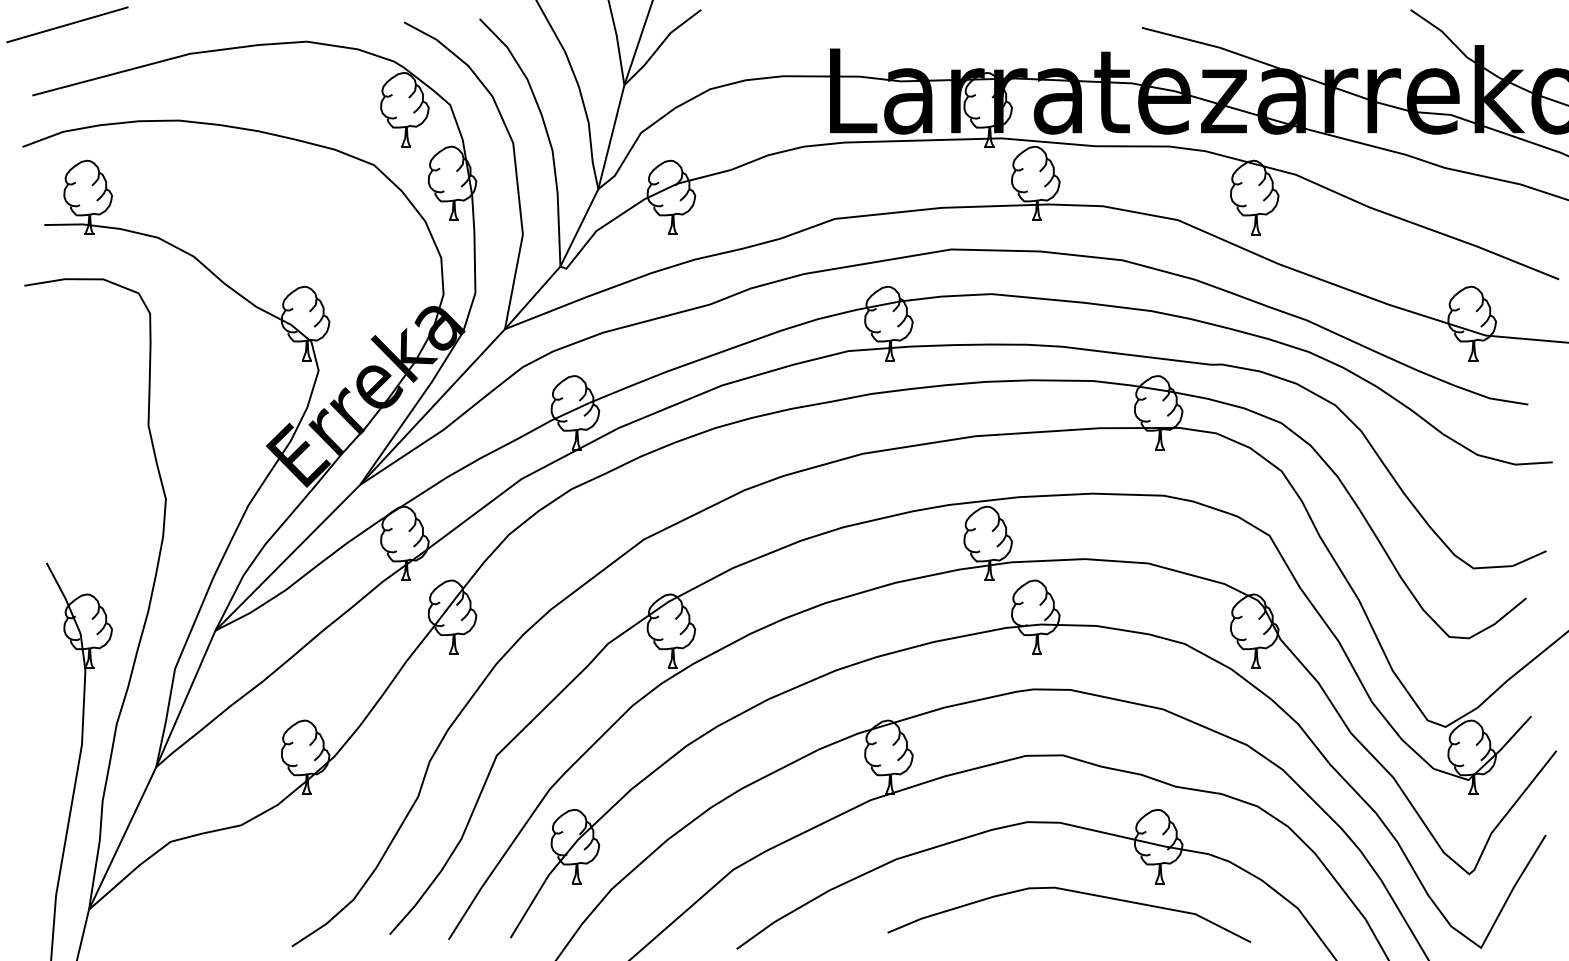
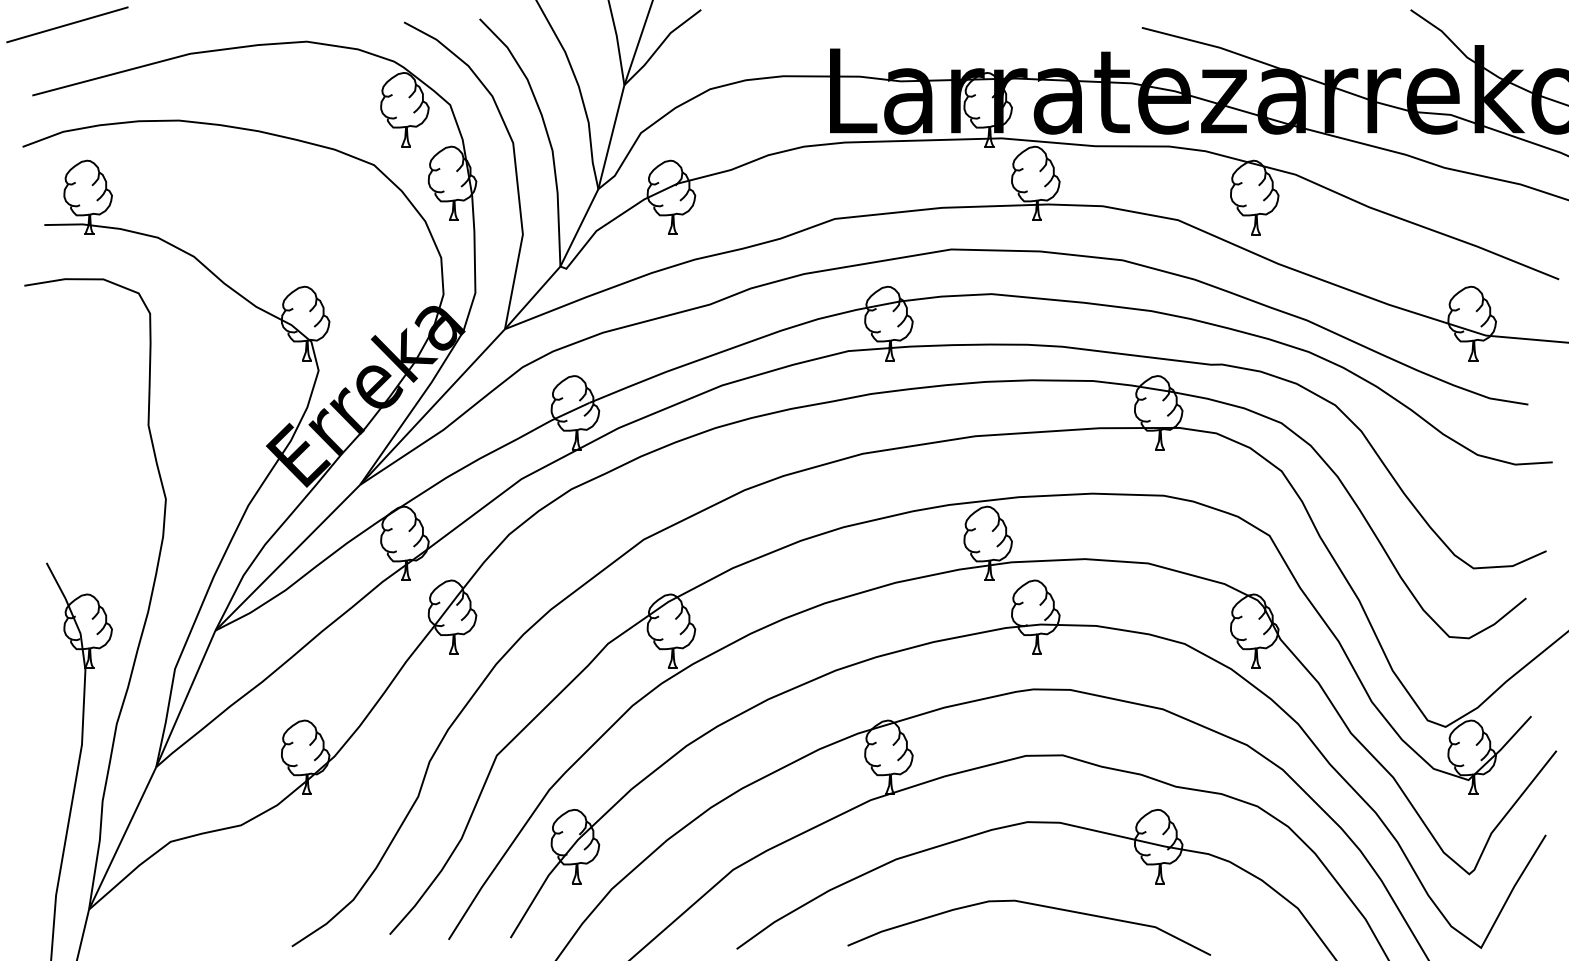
curve position: (1073, 892) -> (1033, 905) (1033, 905)
